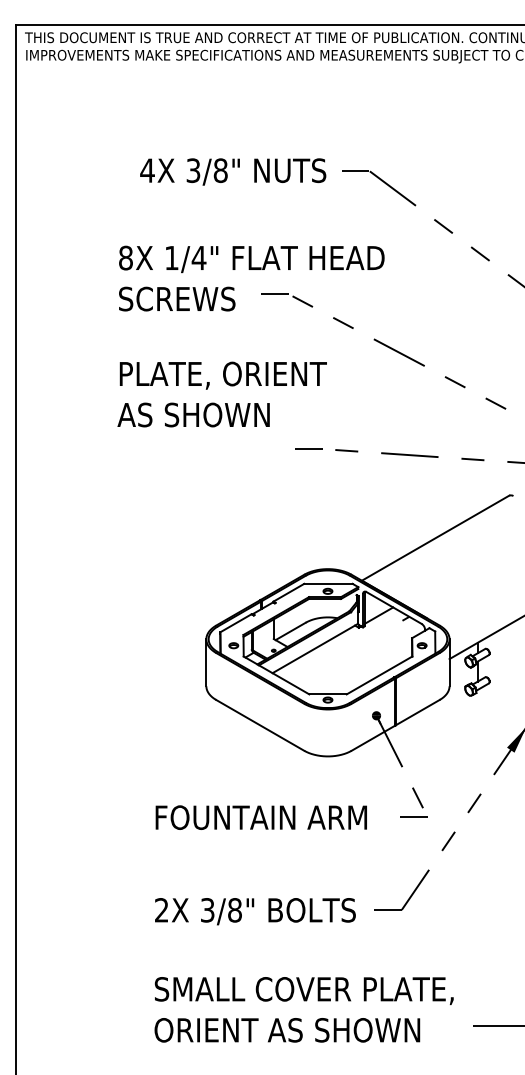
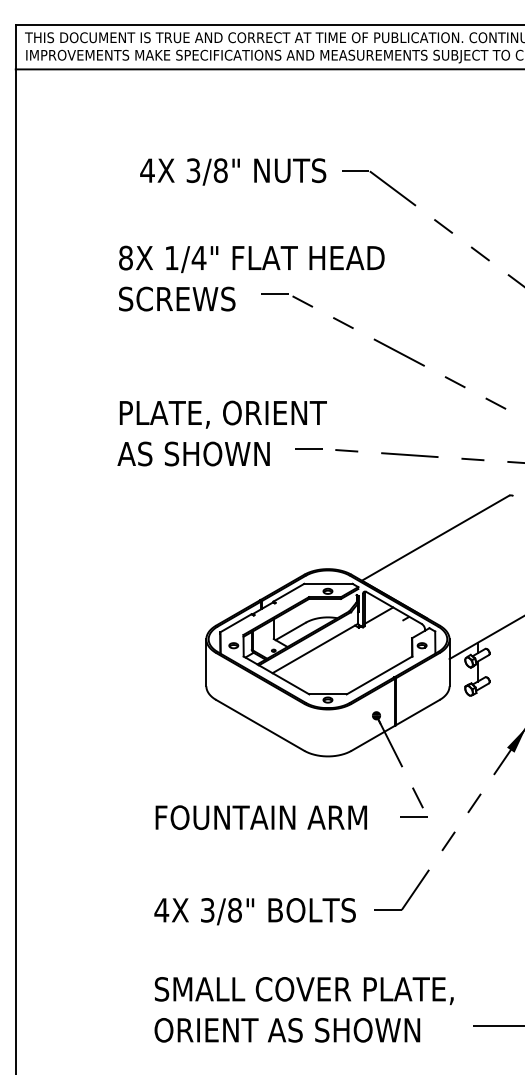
line: none -> present (268, 69)
text position: (221, 394) -> (221, 433) (221, 433)
text: 2X -> 4X (161, 910)
